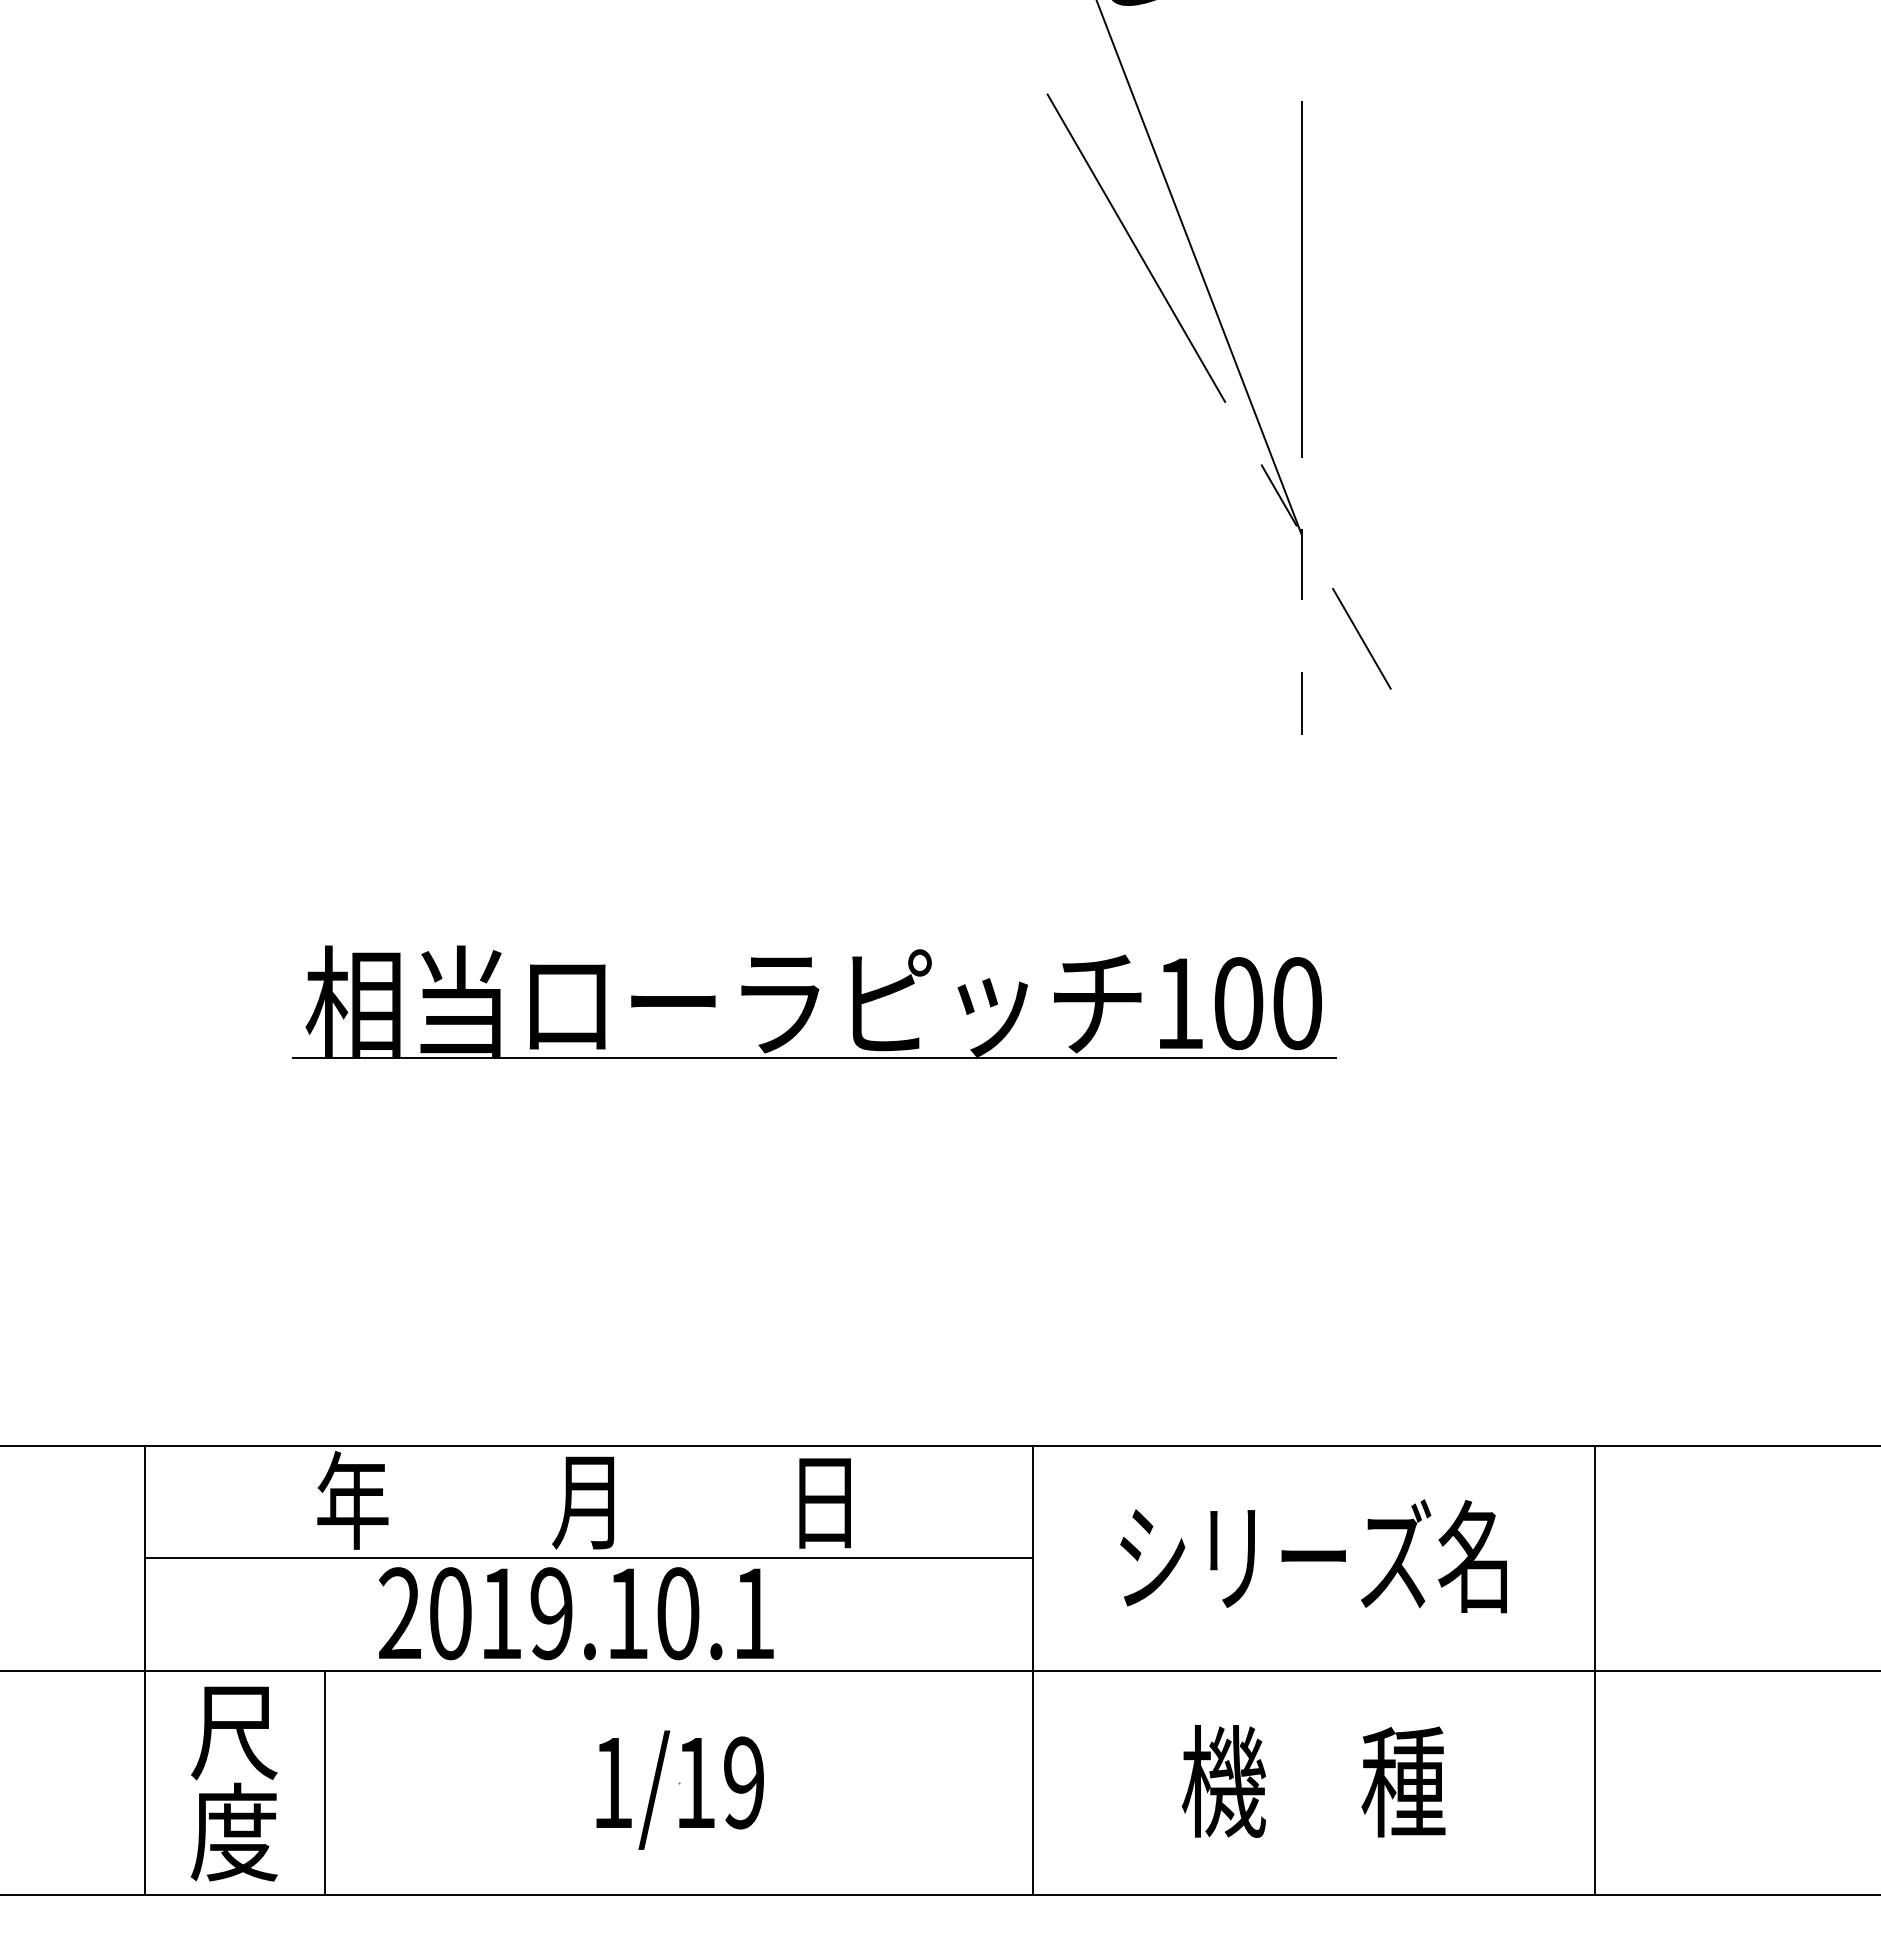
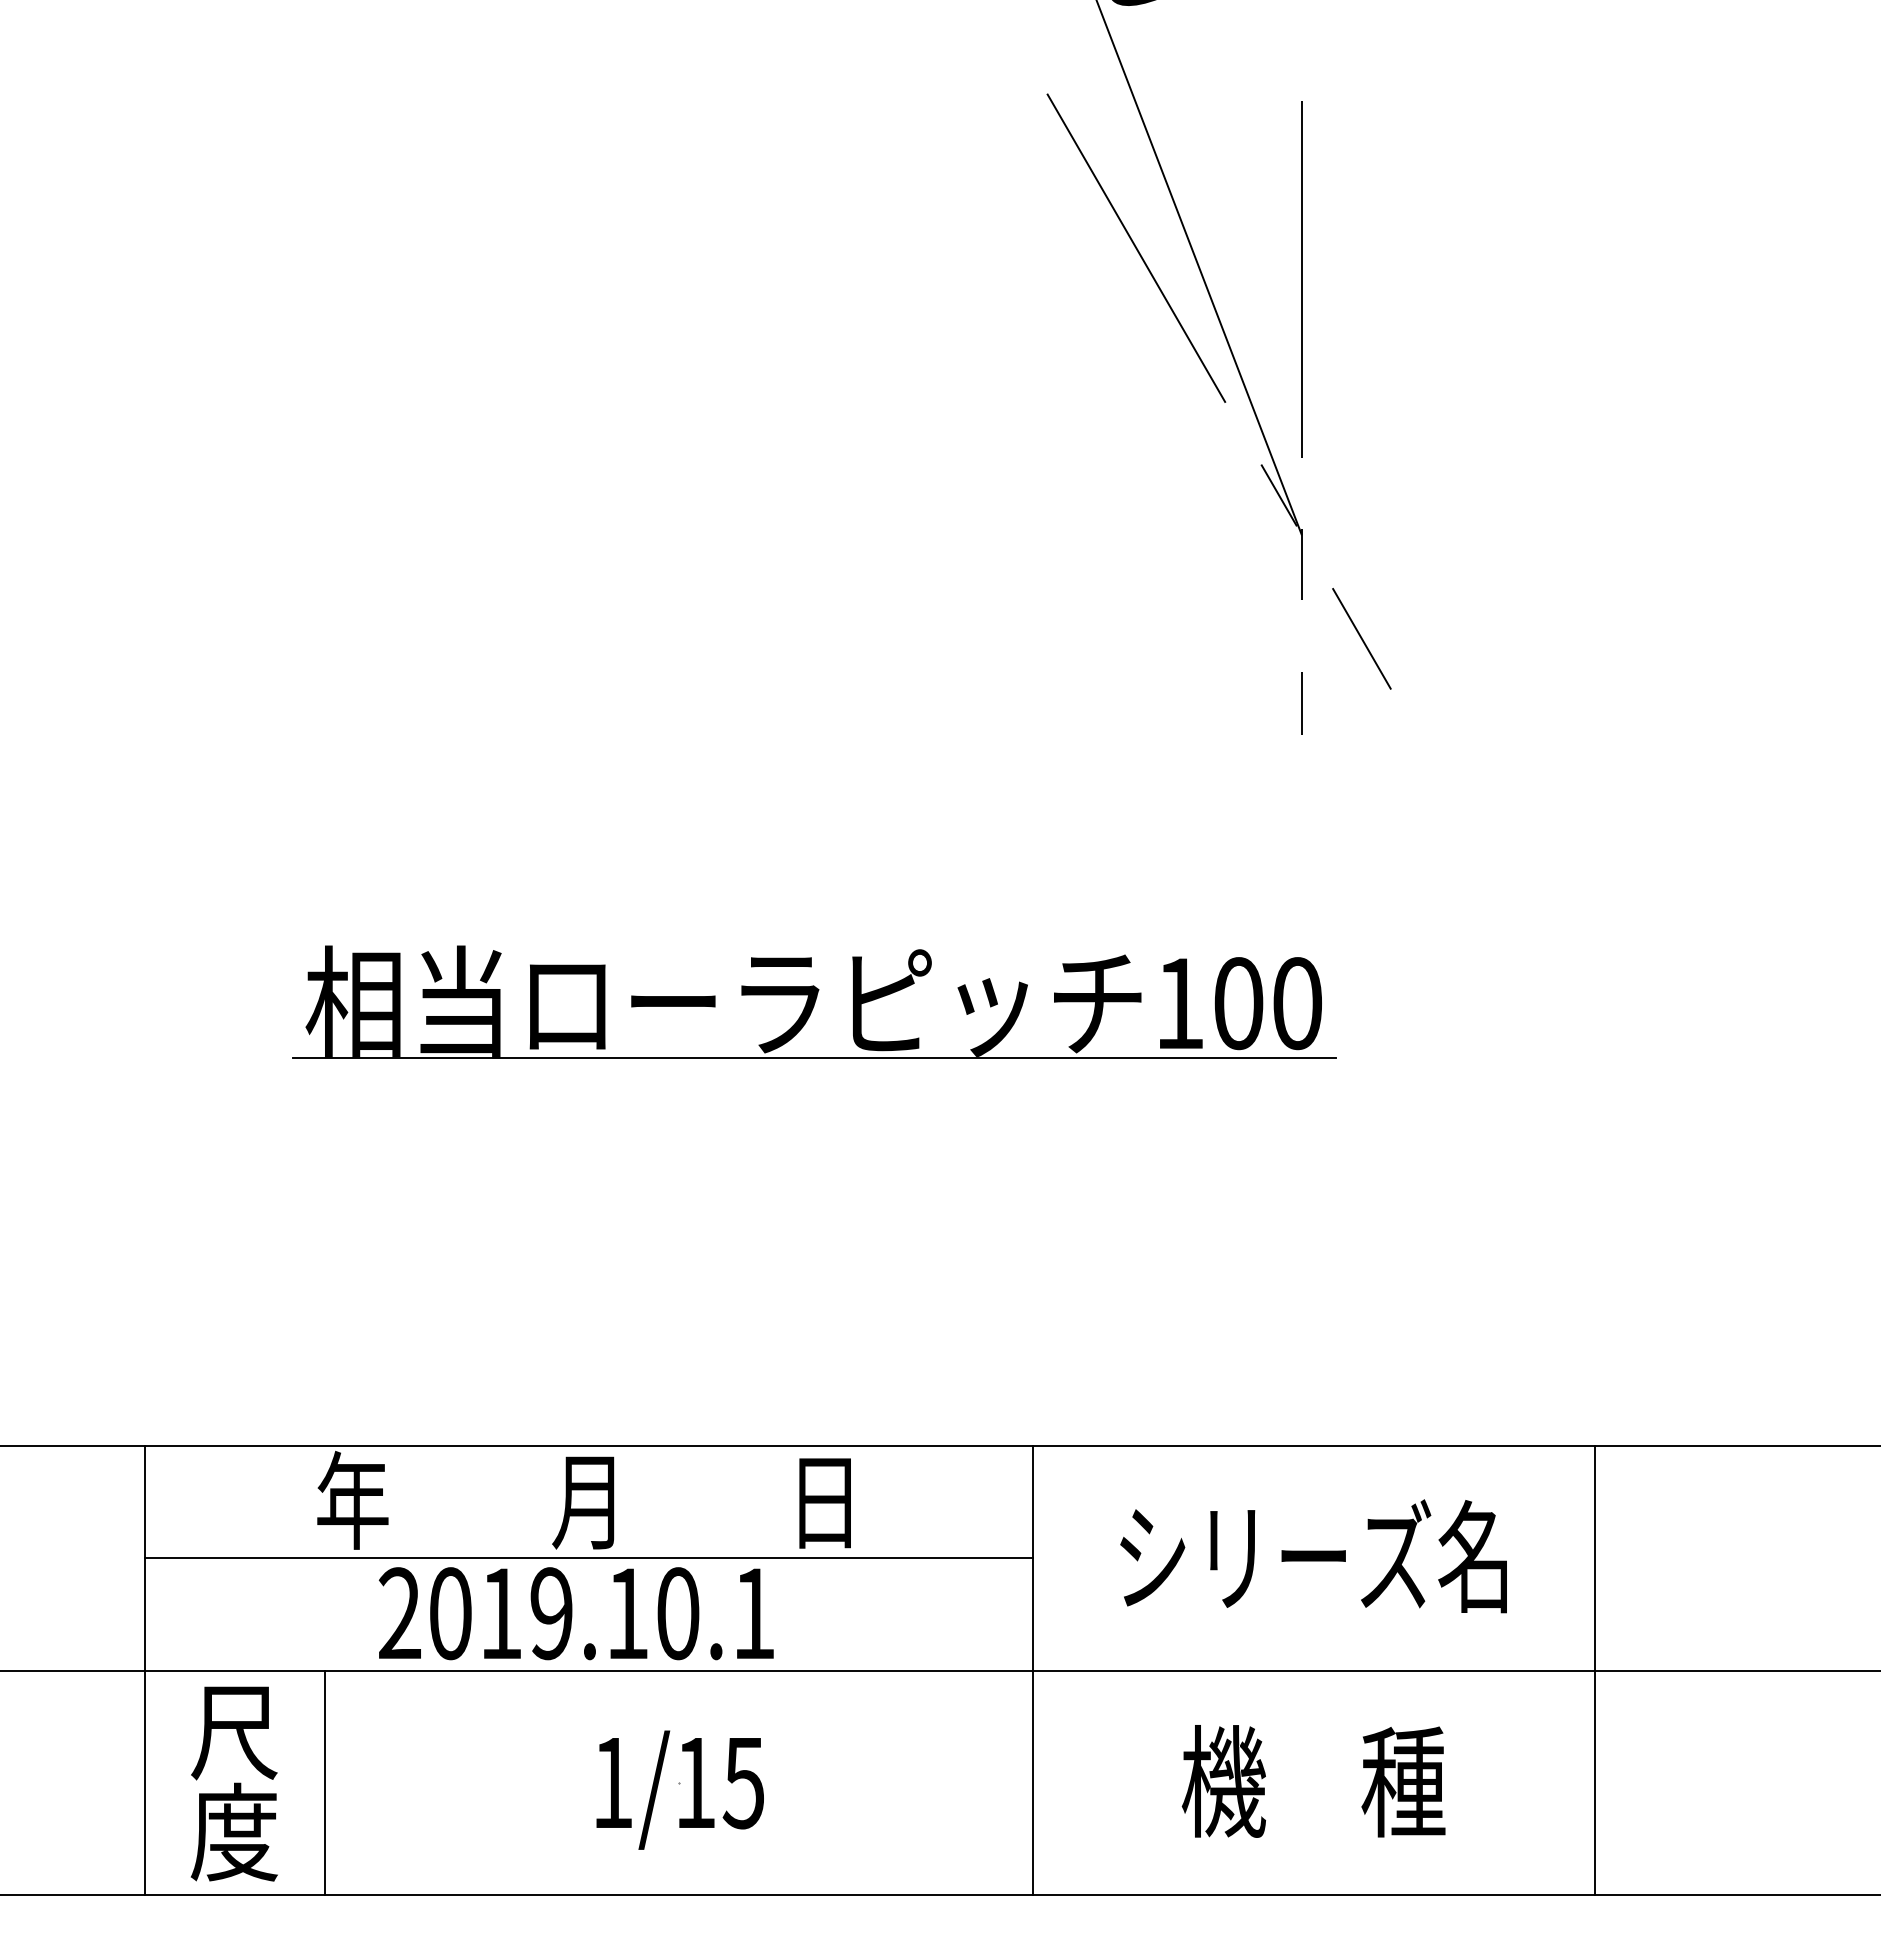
text: 1/19 -> 1/15 (742, 1782)
